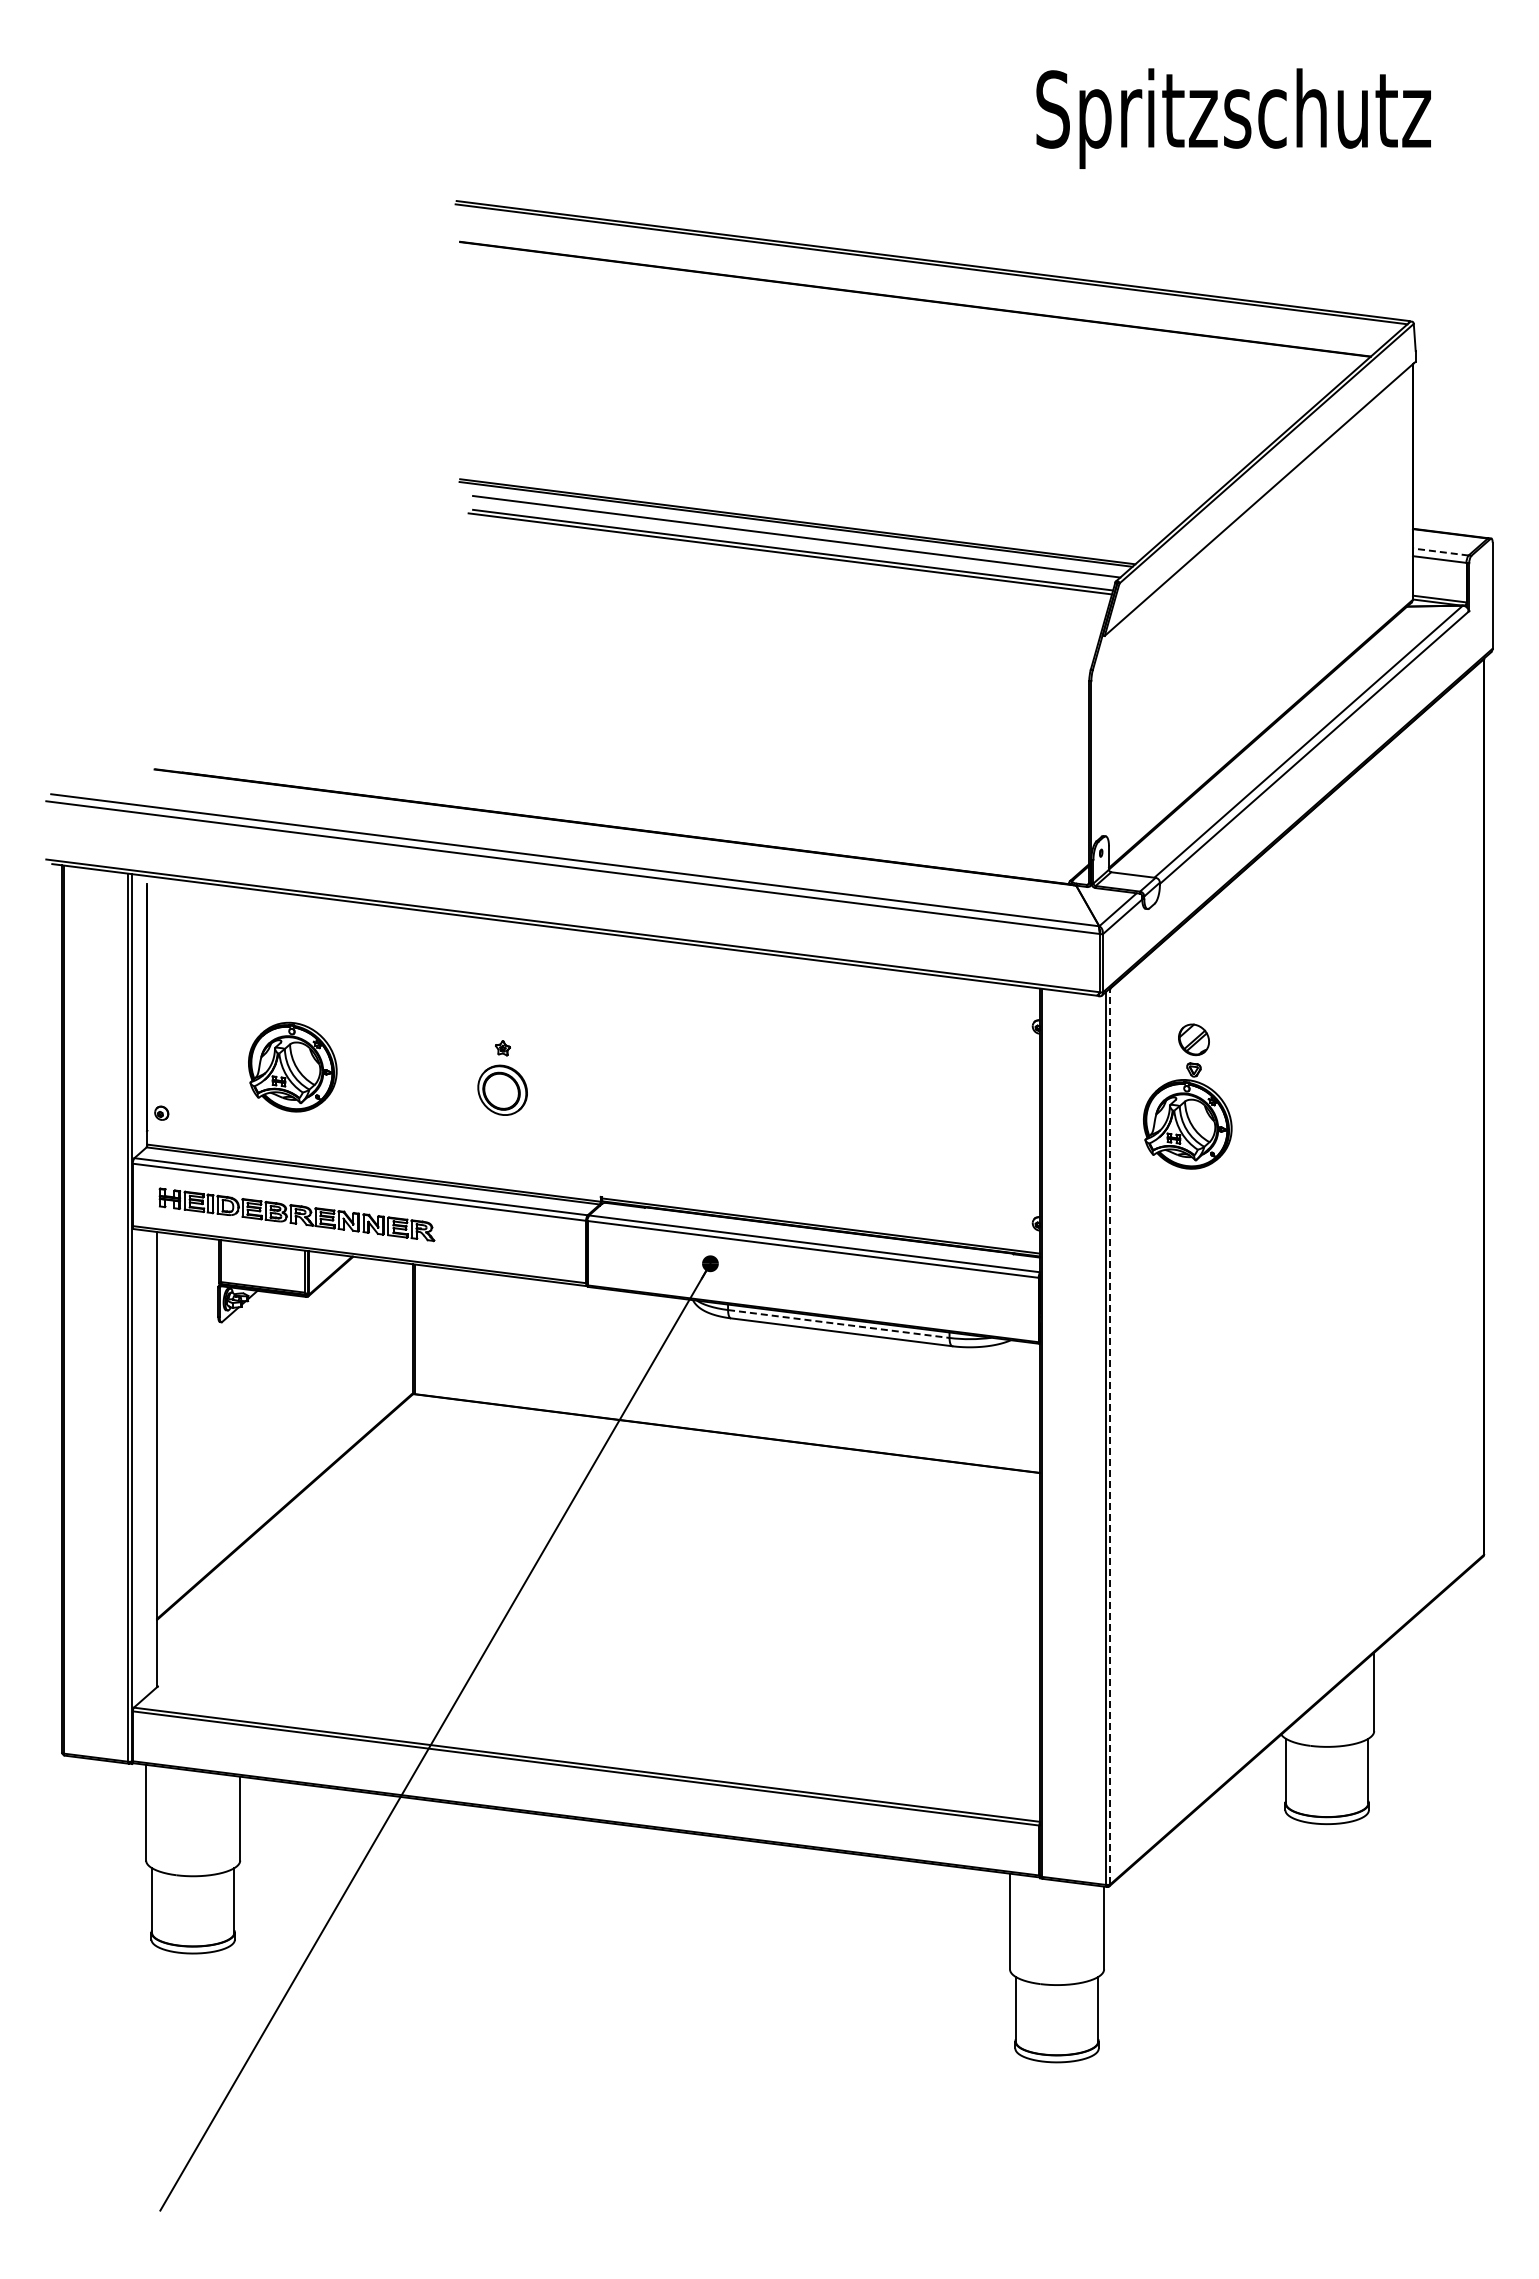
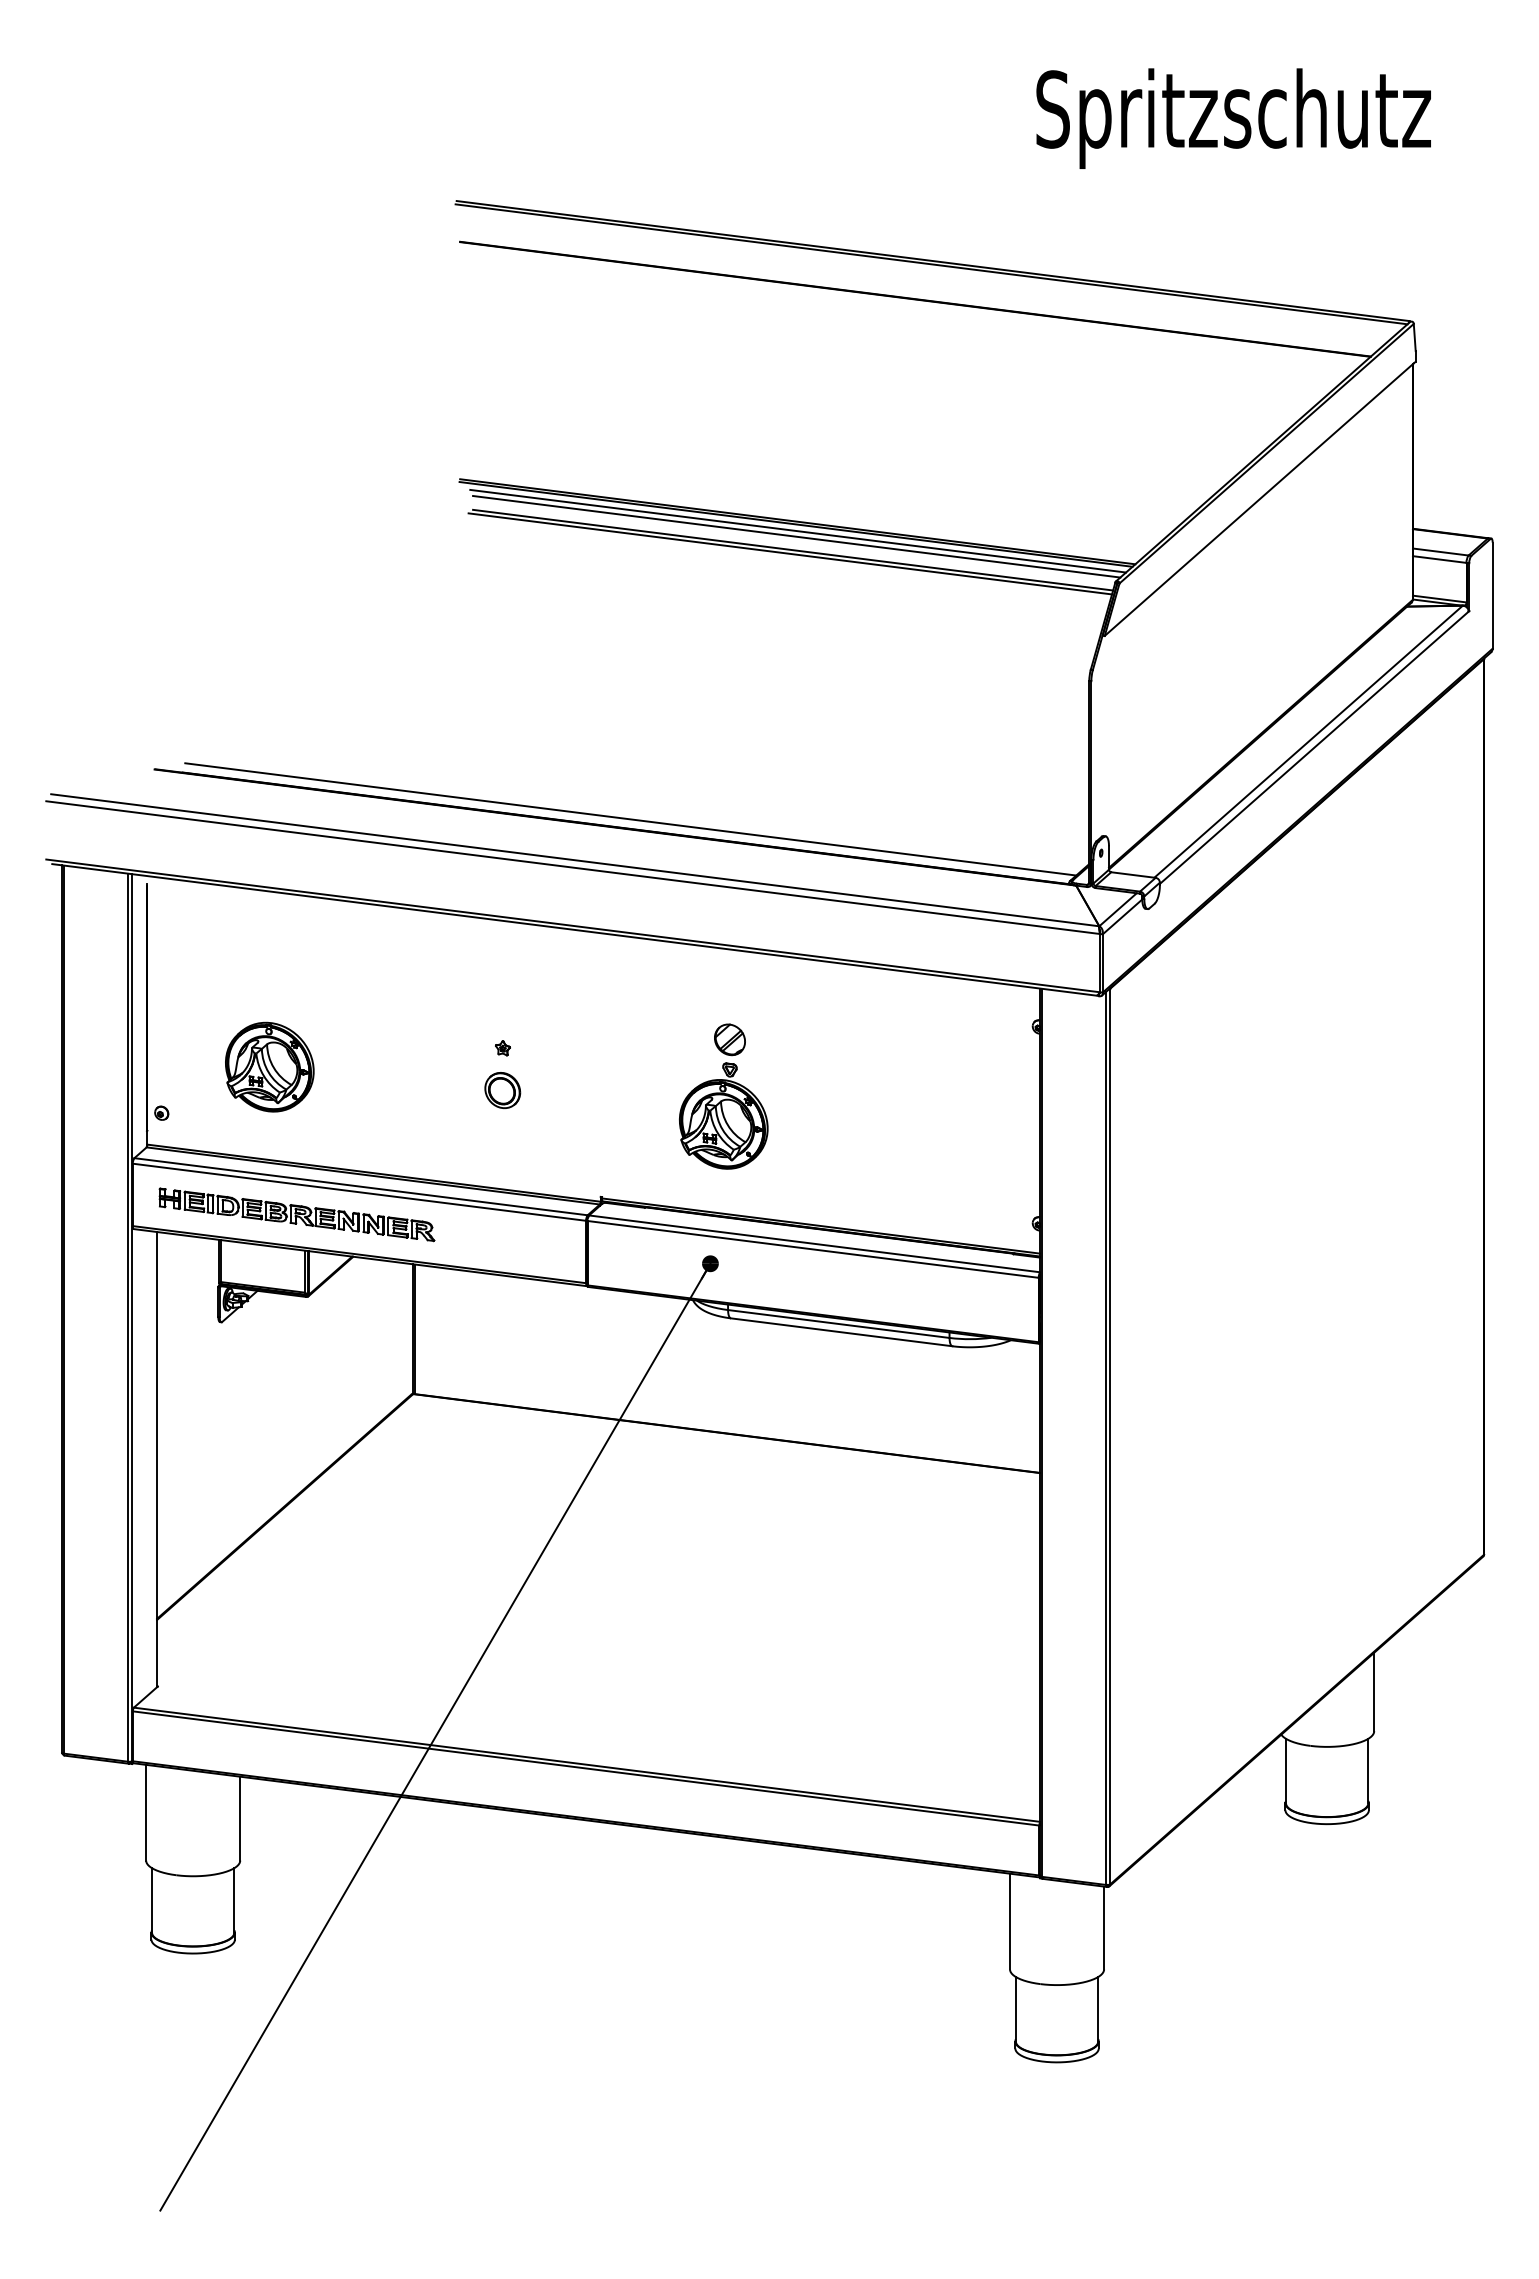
line: none -> present (798, 530)
line: dashed -> solid (1440, 551)
line: none -> present (630, 819)
part position: (292, 1066) -> (269, 1066) (269, 1066)
part size: 51x52 px -> 38x38 px (502, 1090)
part position: (1187, 1096) -> (723, 1096) (723, 1096)
line: dashed -> solid (838, 1324)
line: dashed -> solid (1110, 1436)
